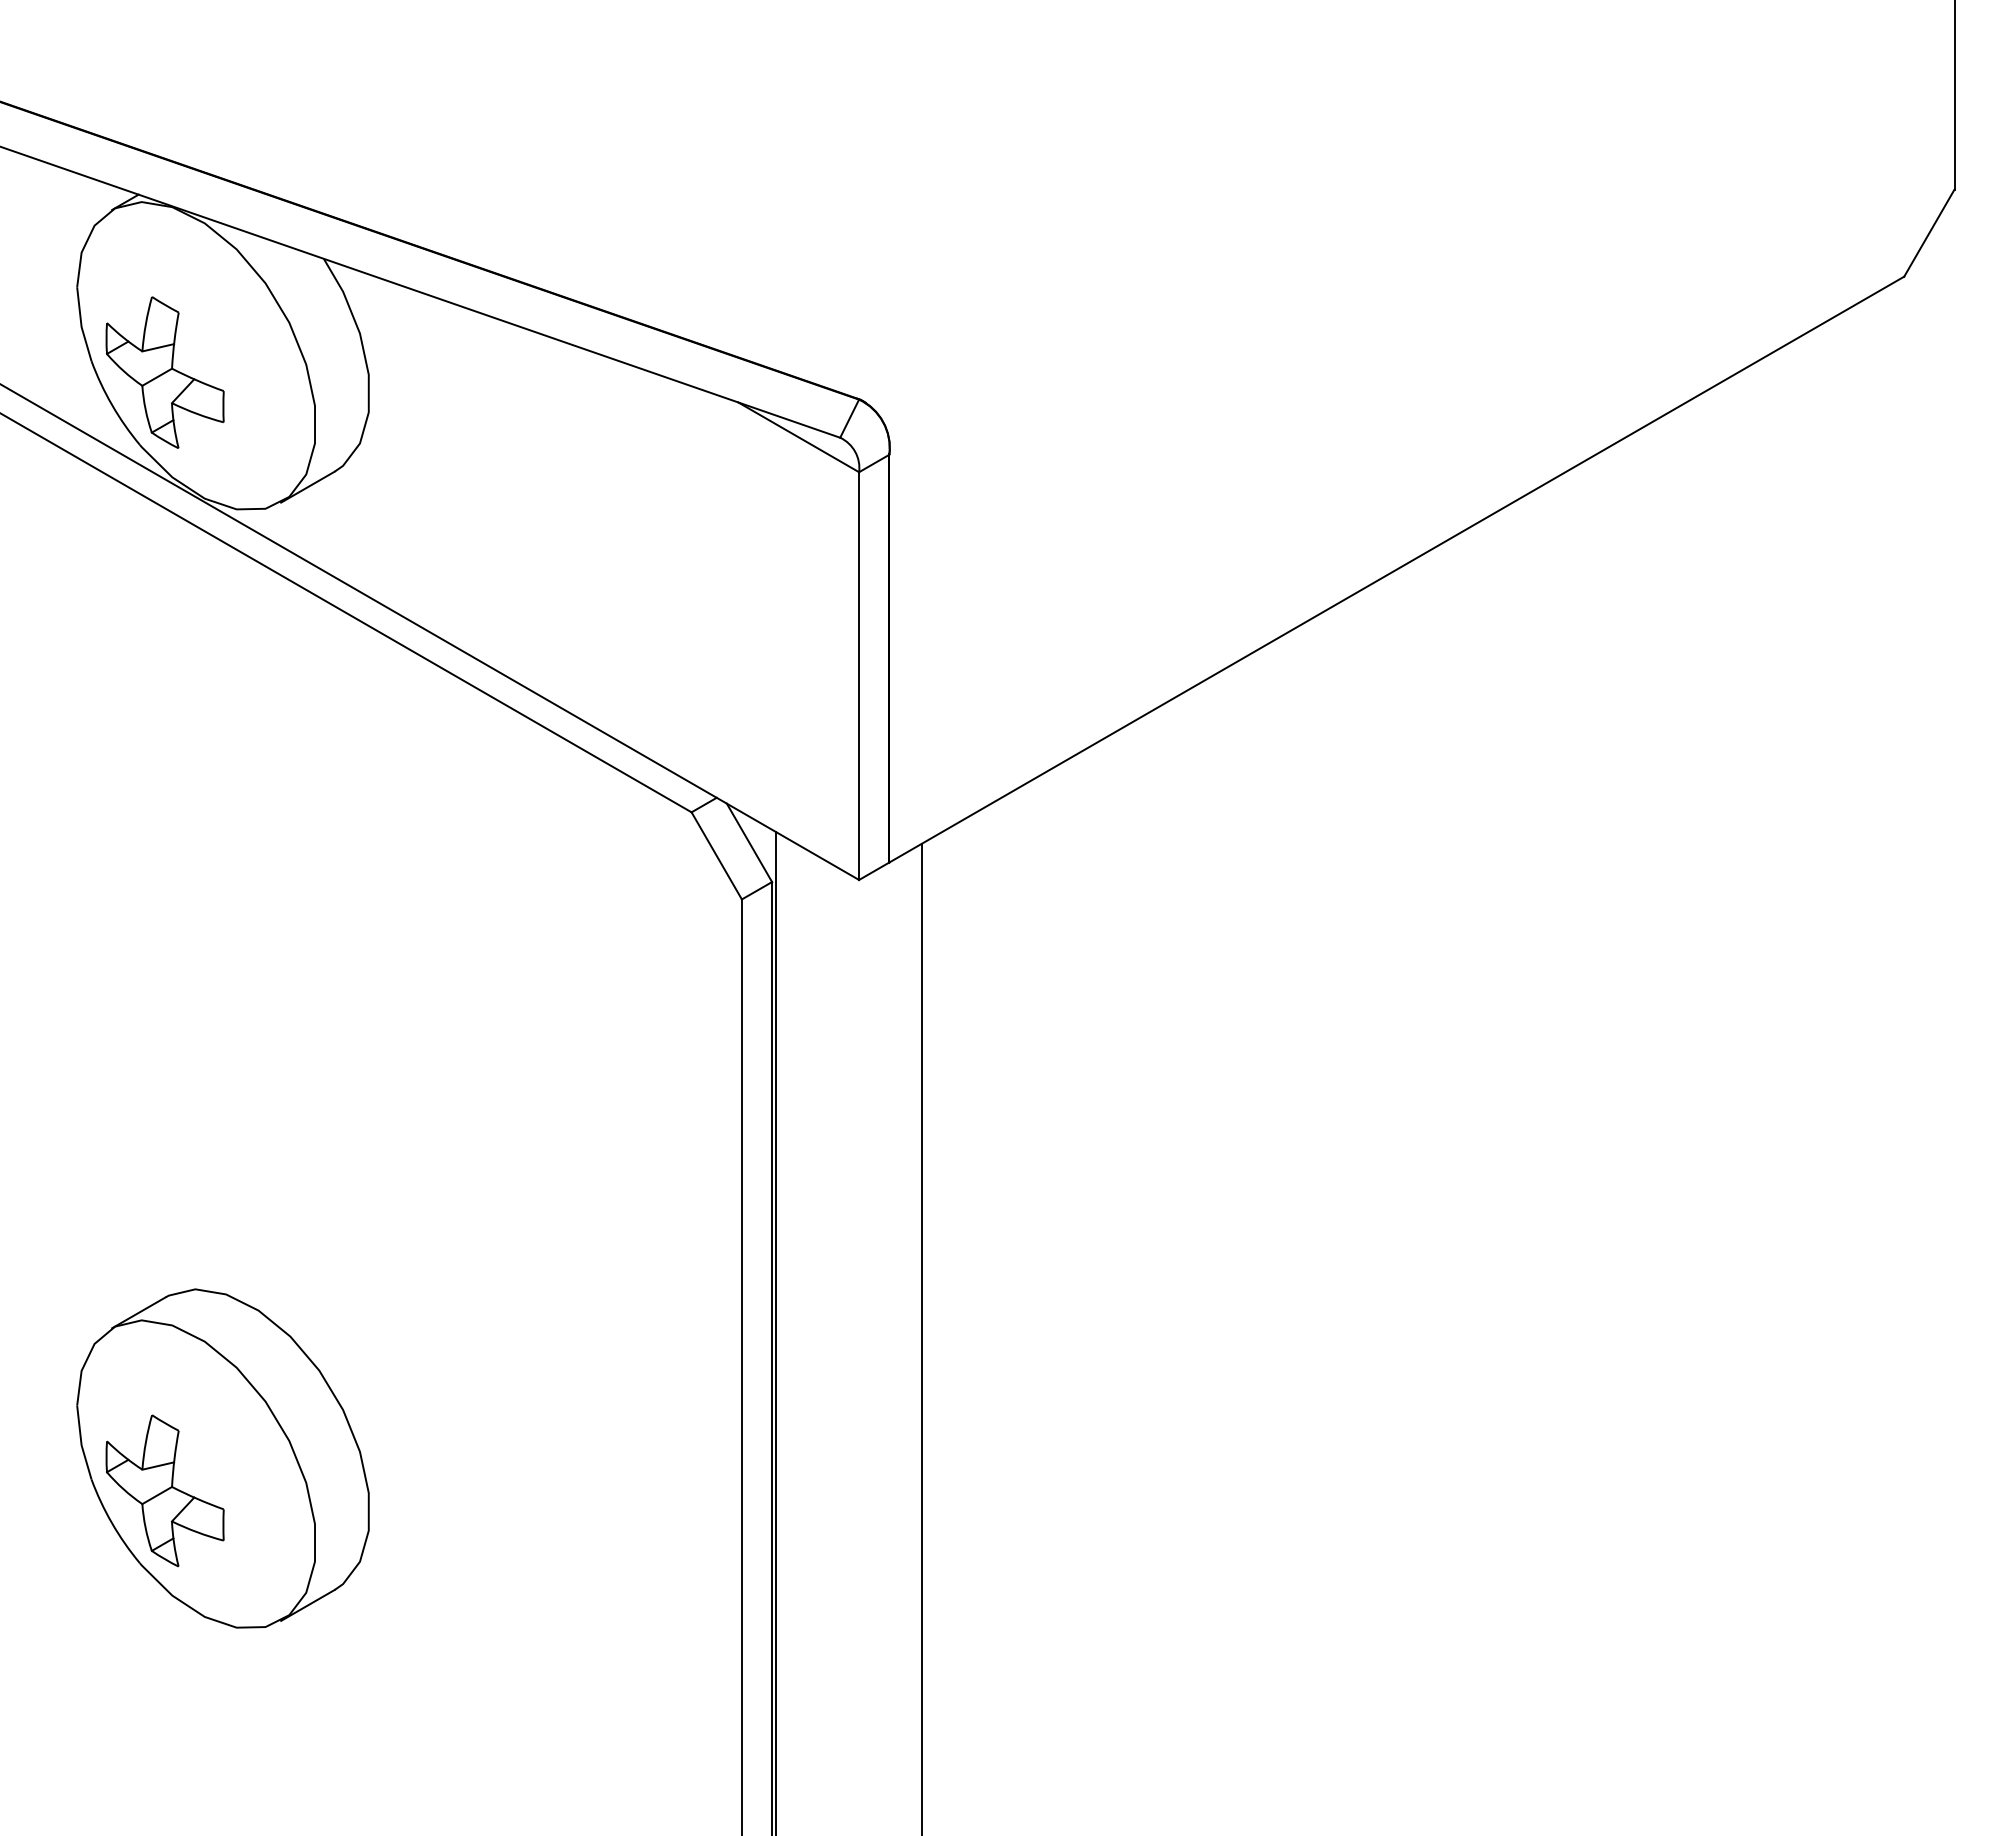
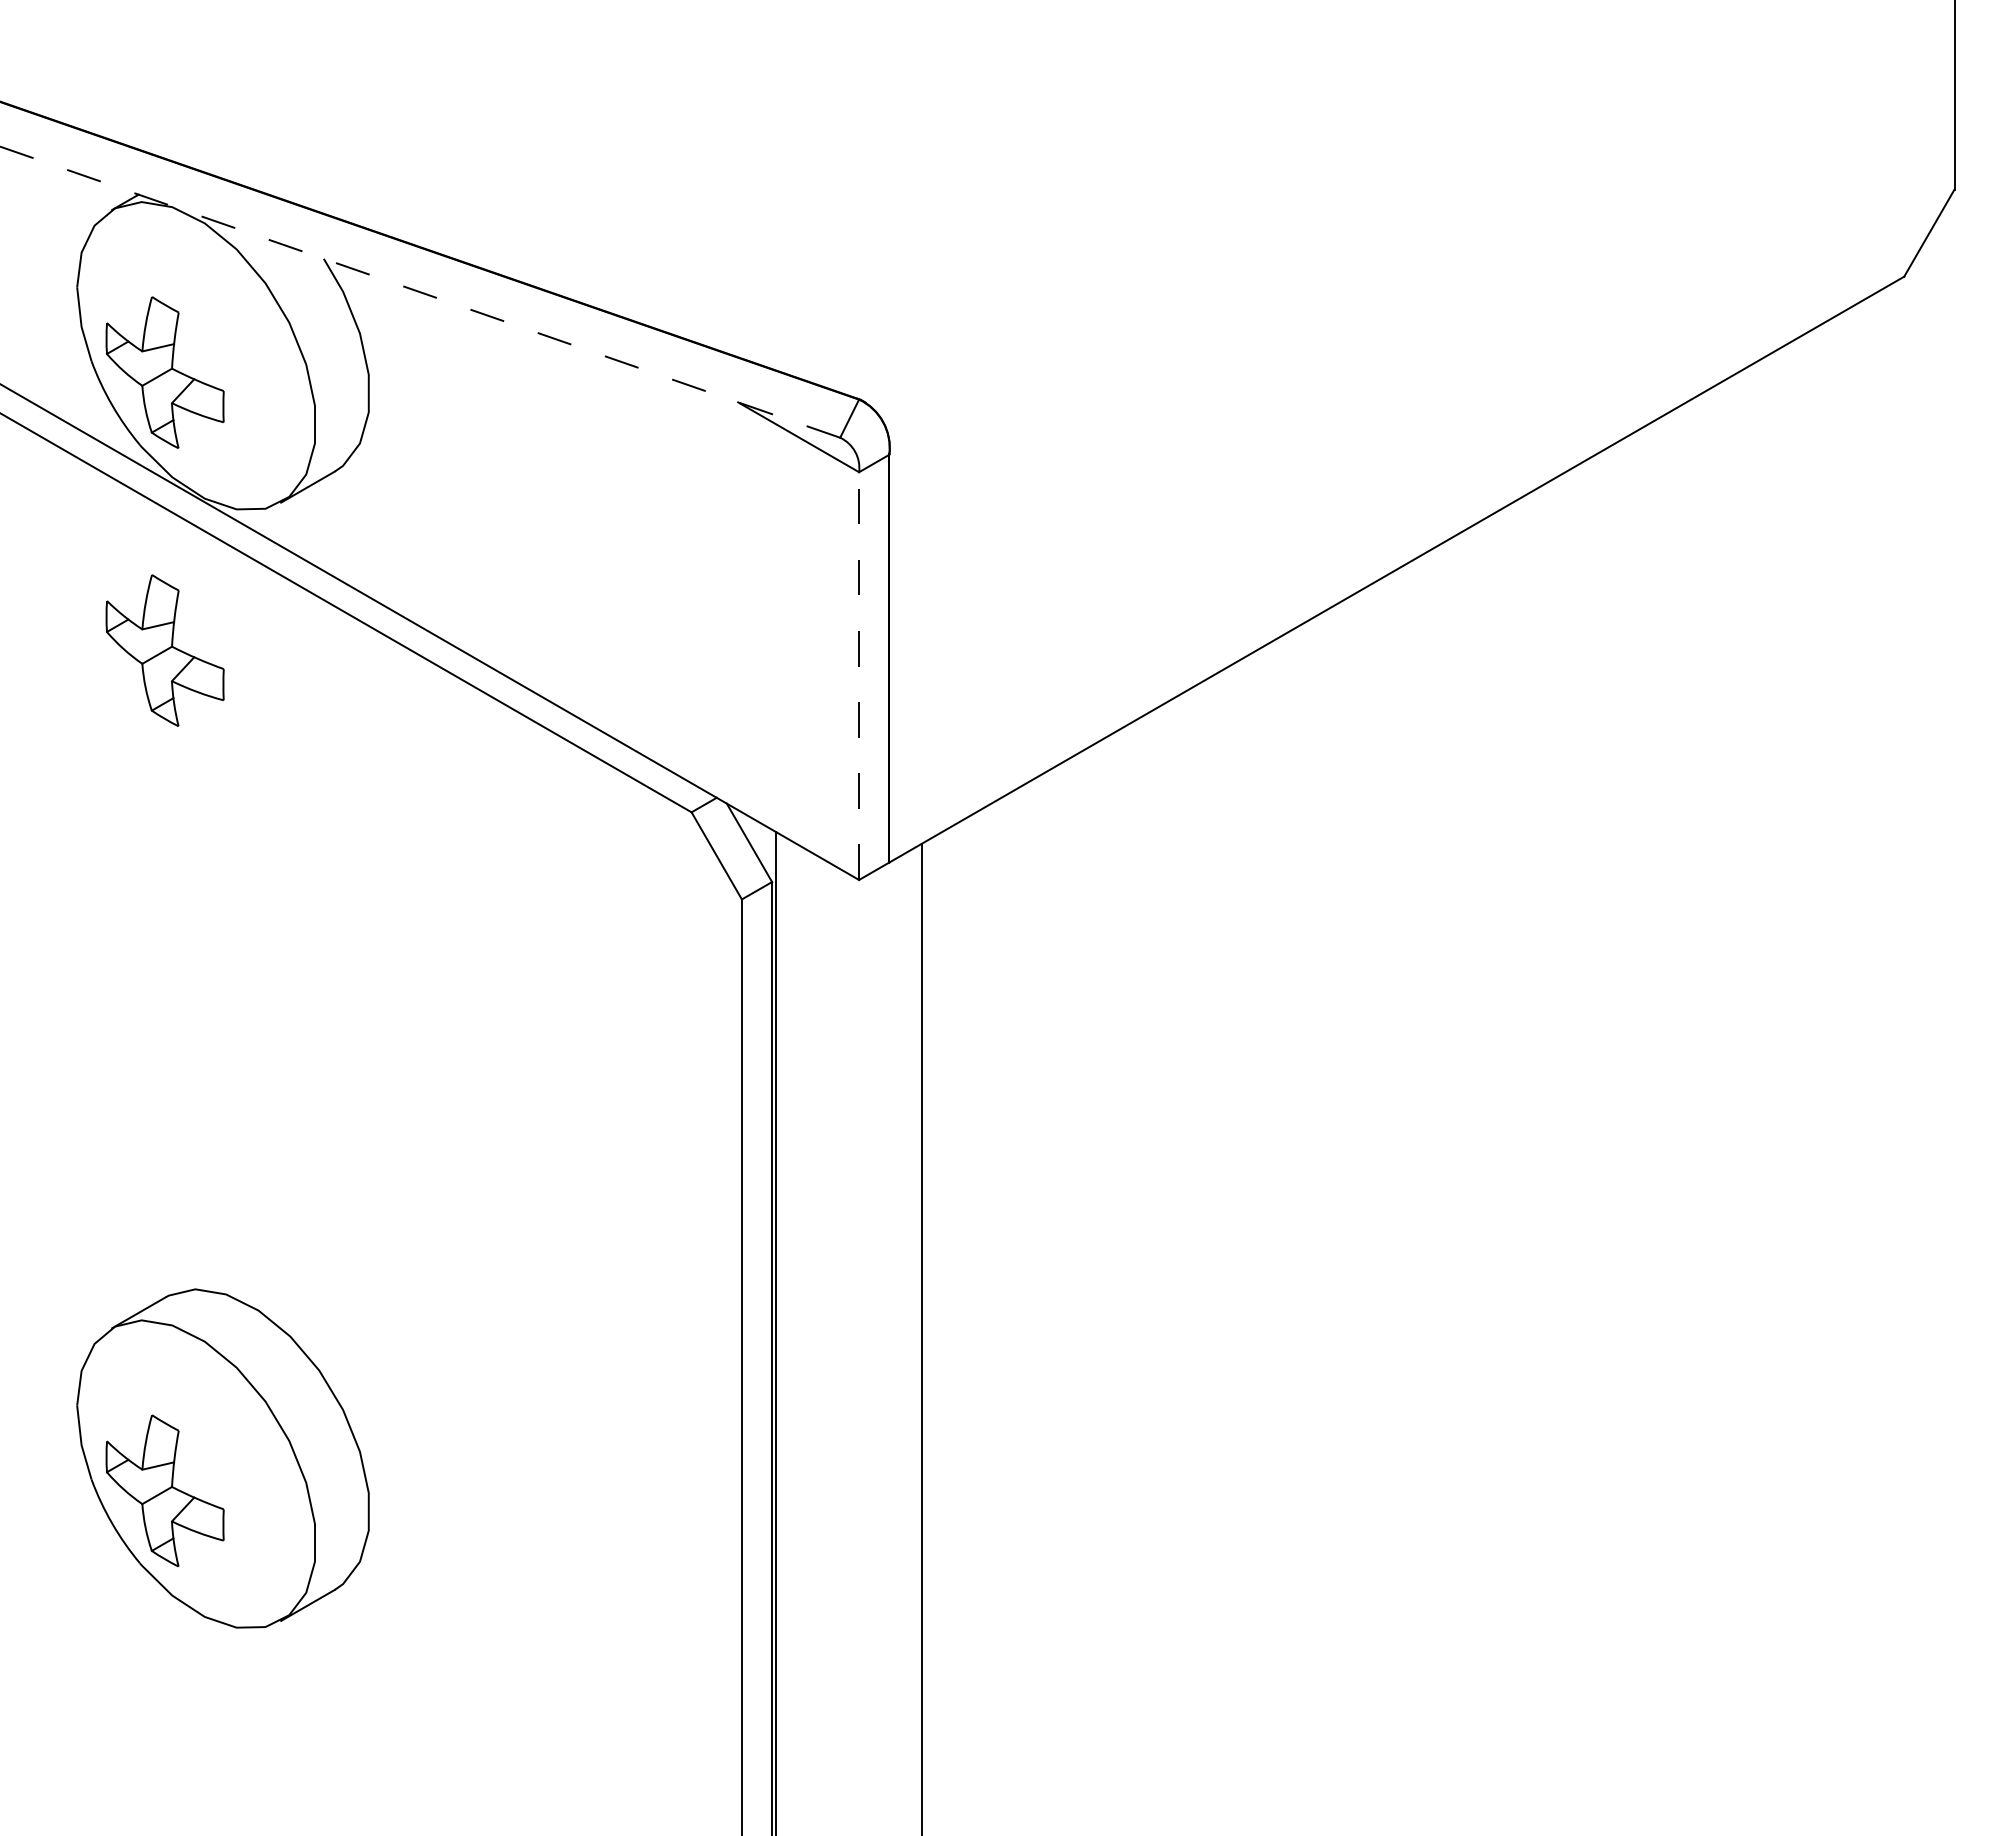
line: solid -> dashed (419, 292)
part: none -> present (164, 650)
line: solid -> dashed (859, 676)
